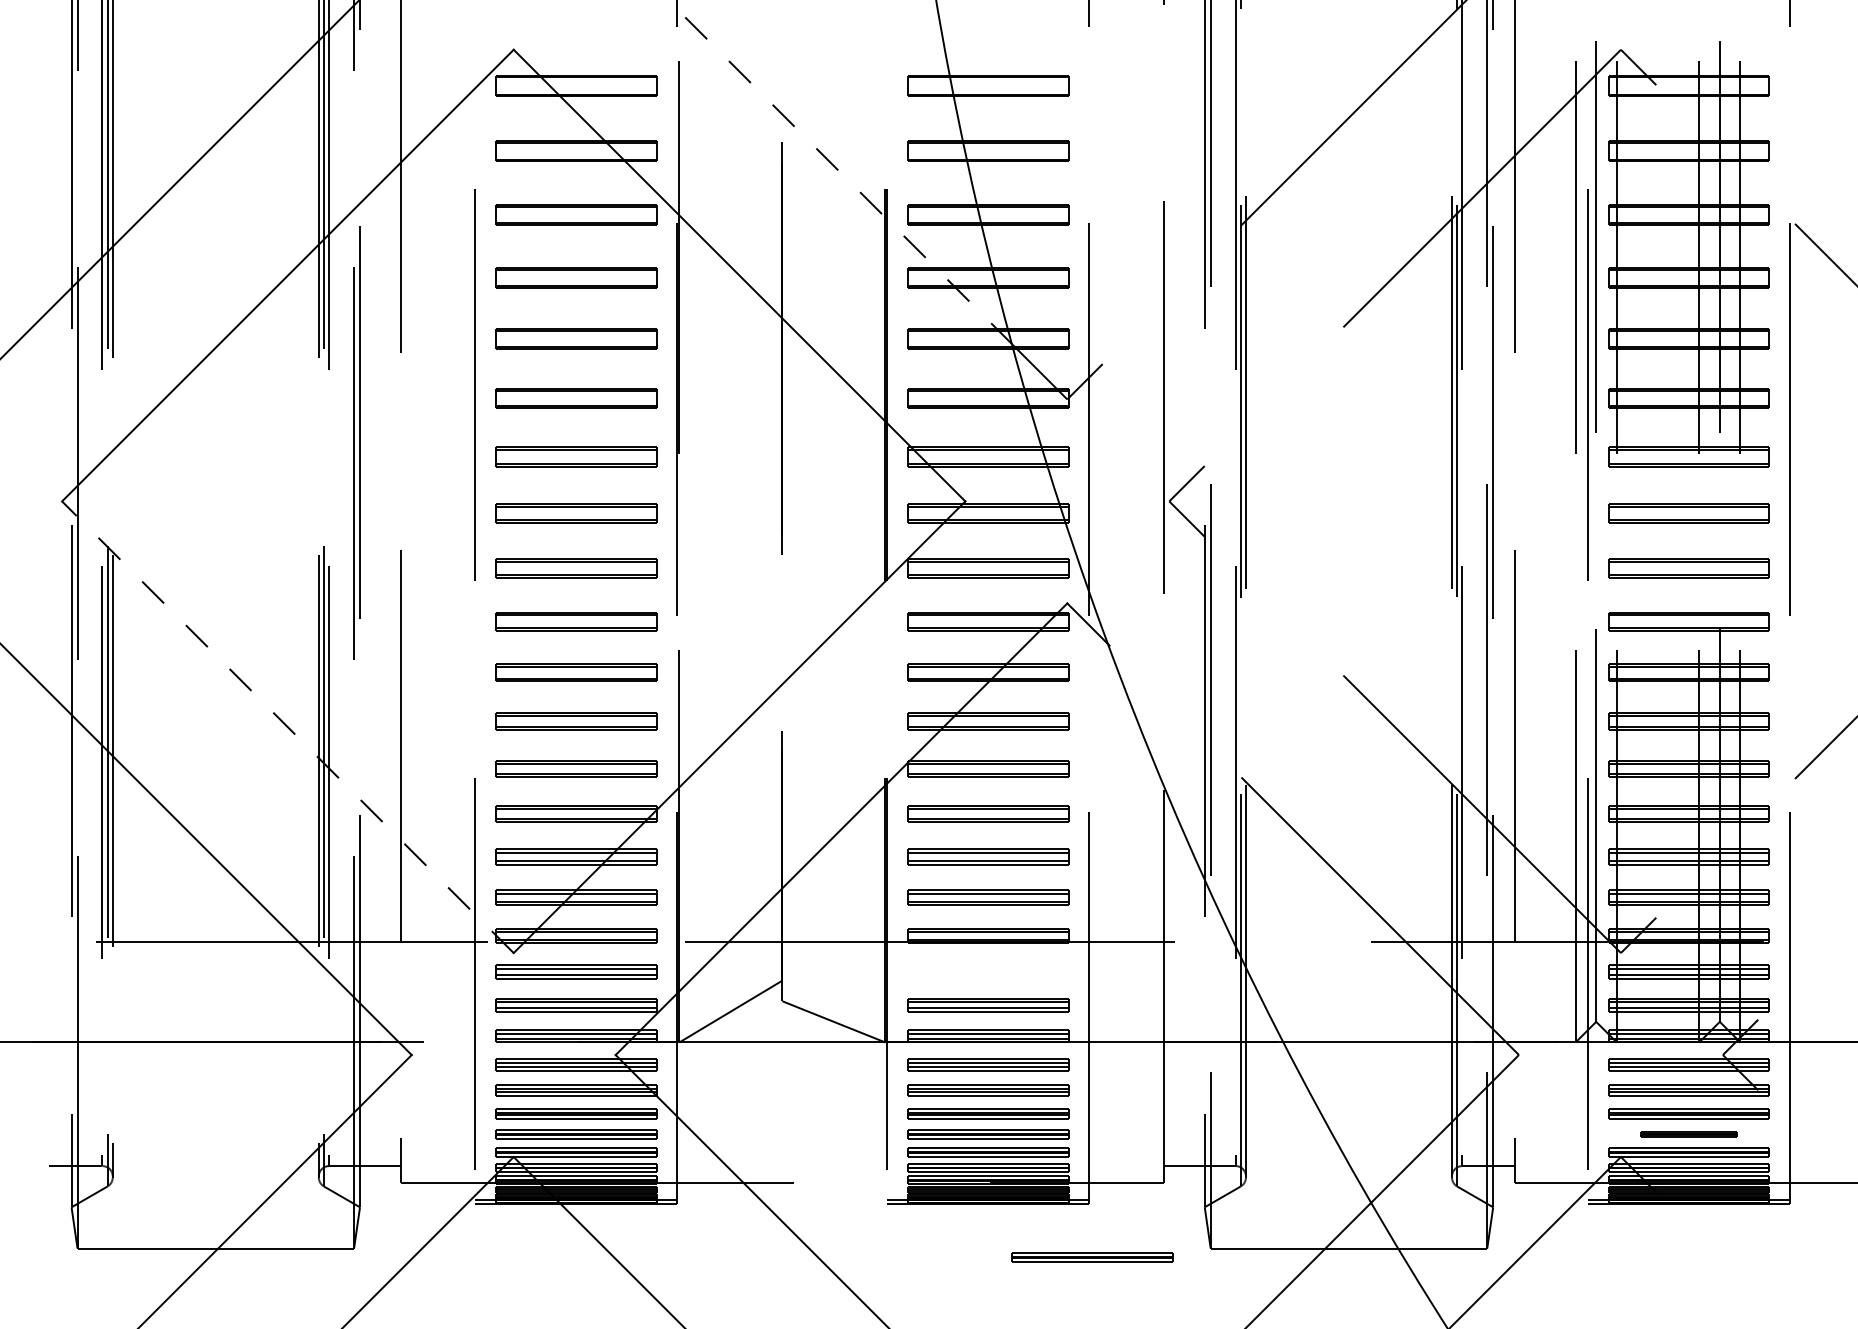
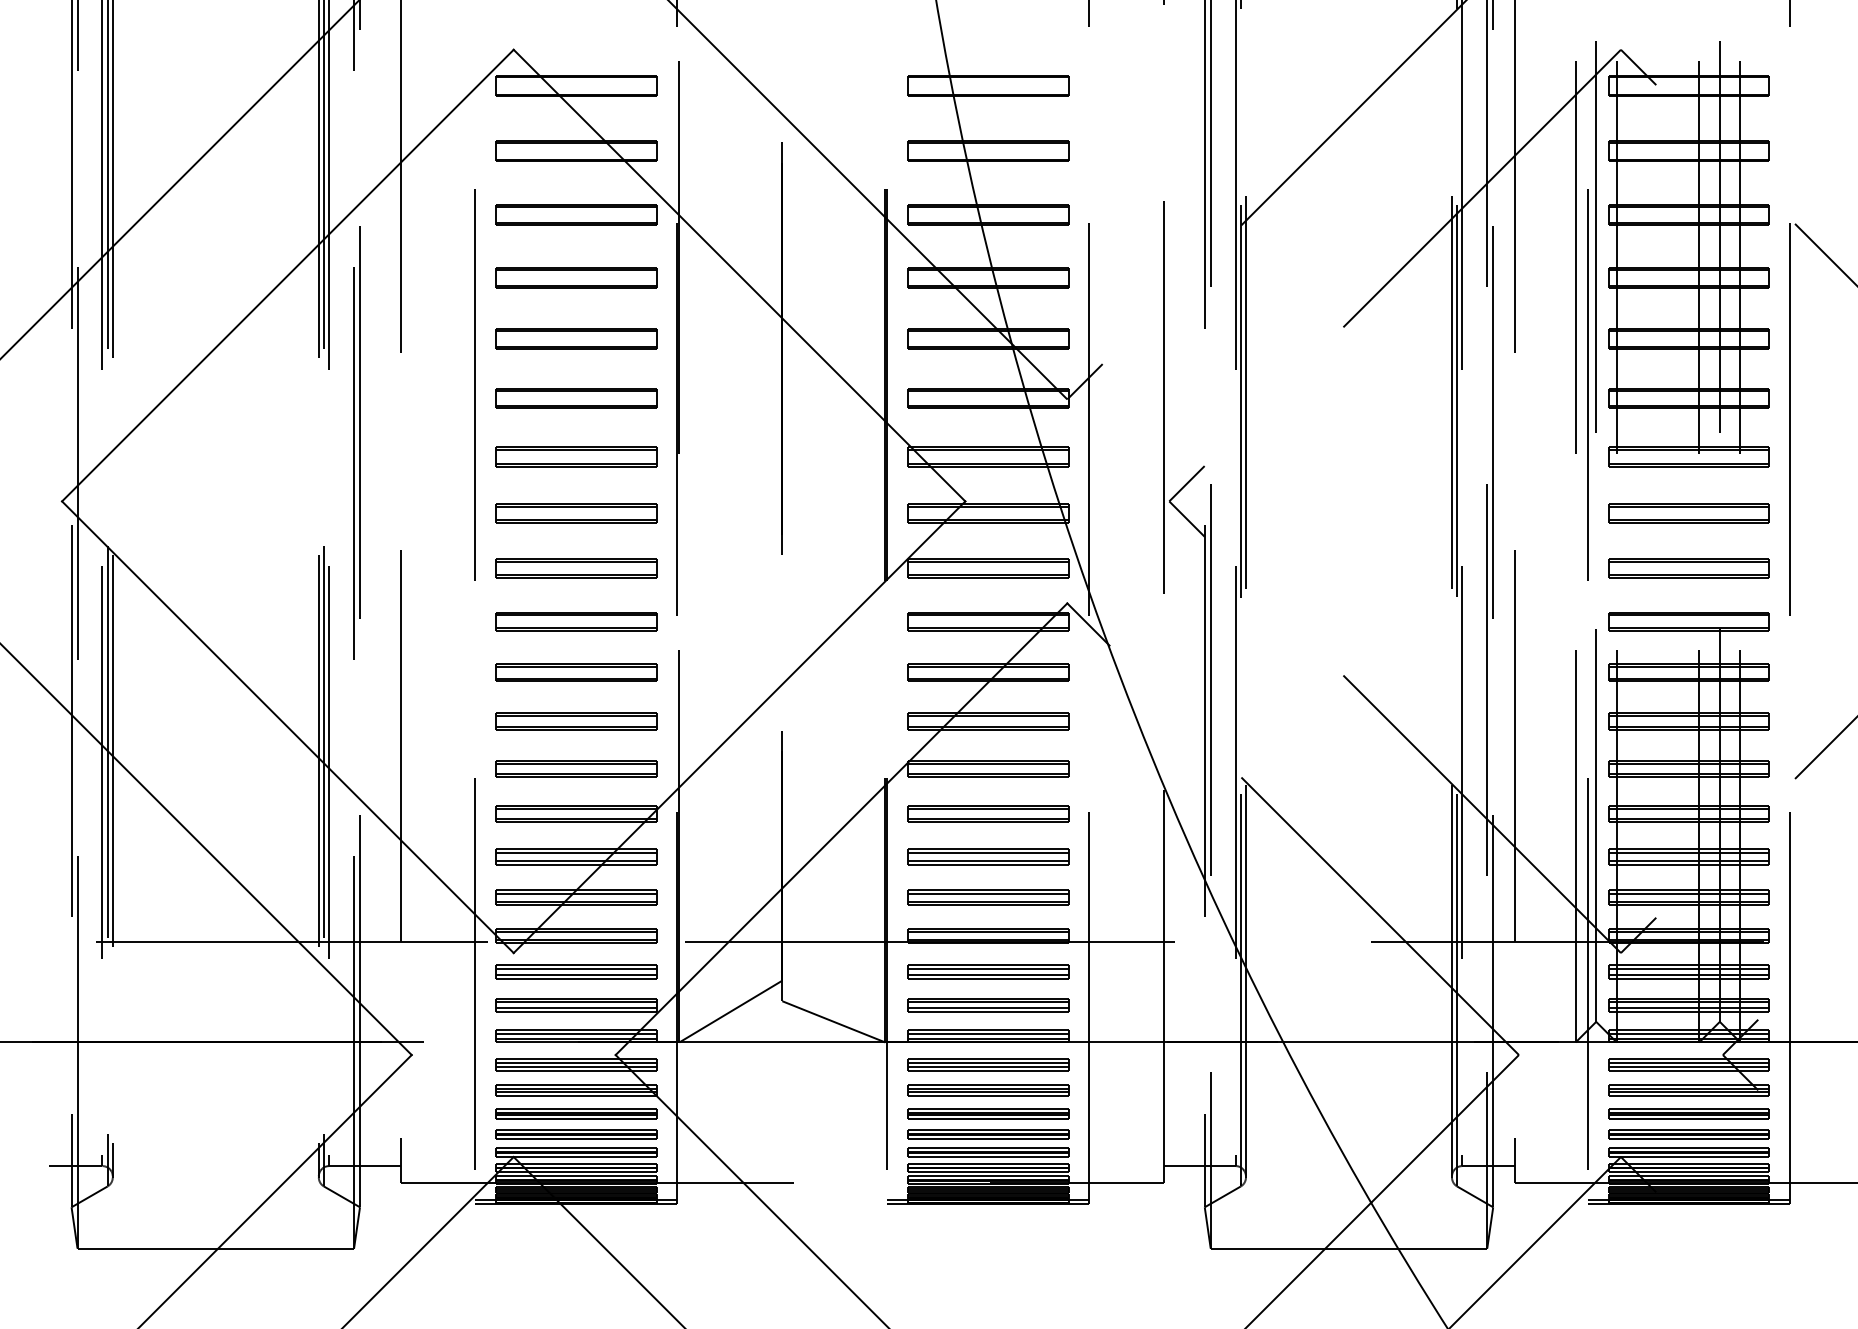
line: dashed -> solid (840, 172)
line: dashed -> solid (287, 726)
part: none -> present (988, 971)
part size: 98x7 px -> 162x11 px (1688, 1134)
part: present -> none (1092, 1257)
